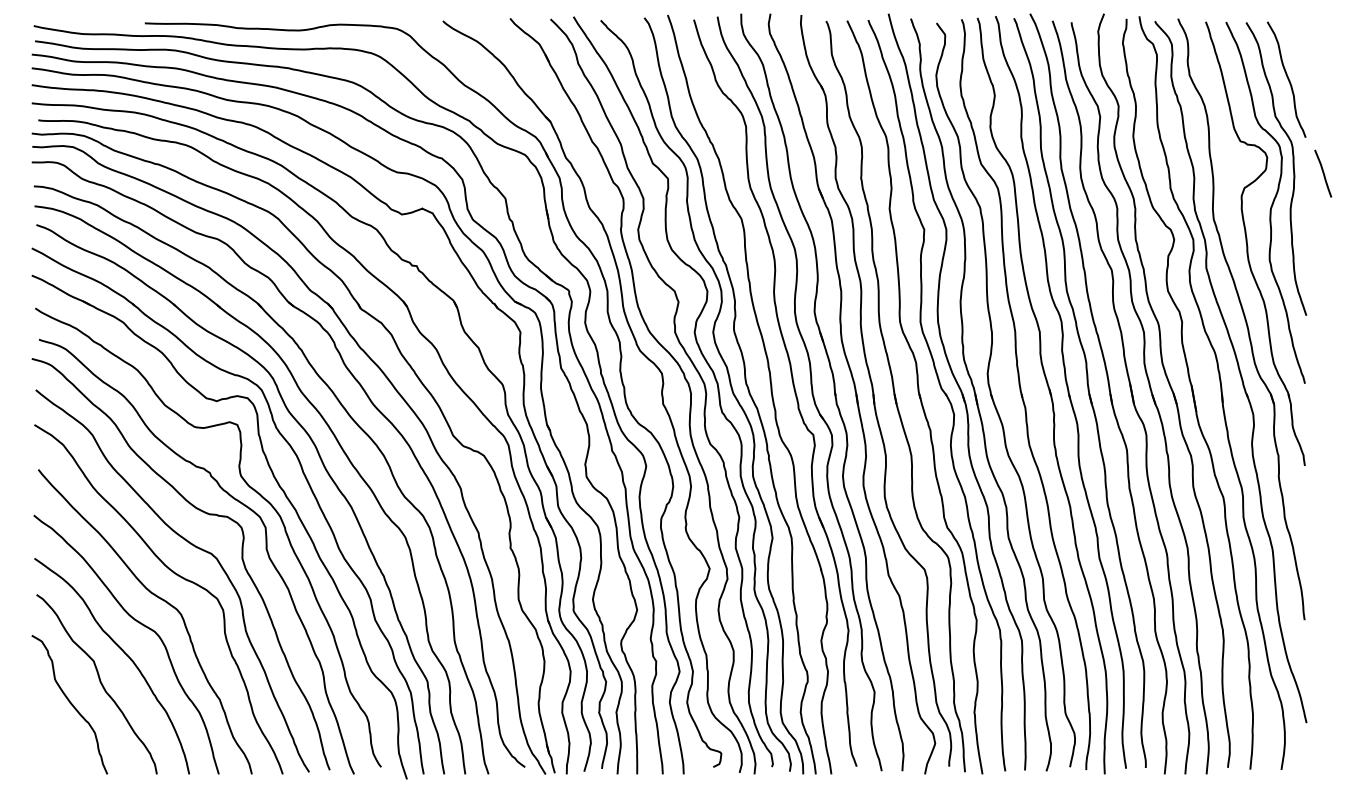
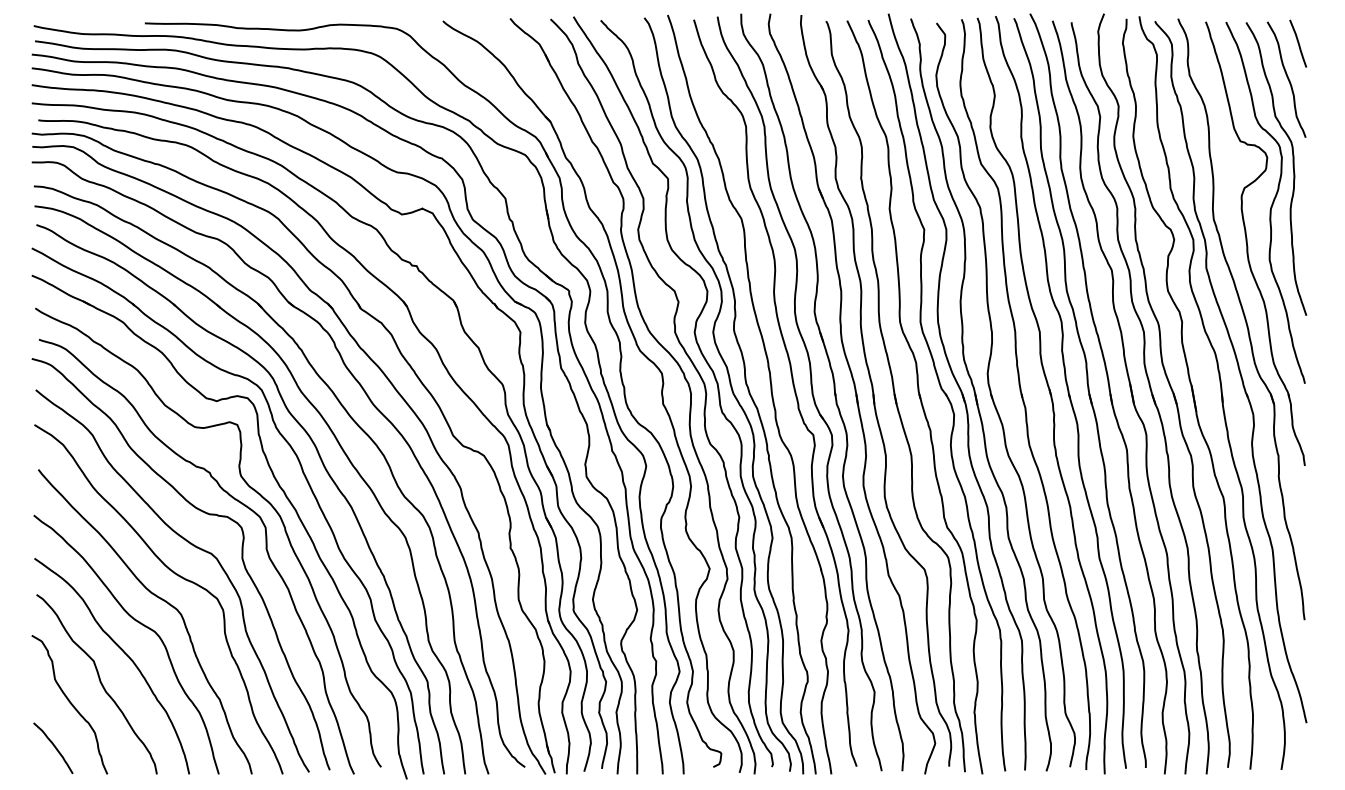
line position: (1323, 173) -> (1298, 43) (1298, 43)
curve: none -> present (54, 747)
